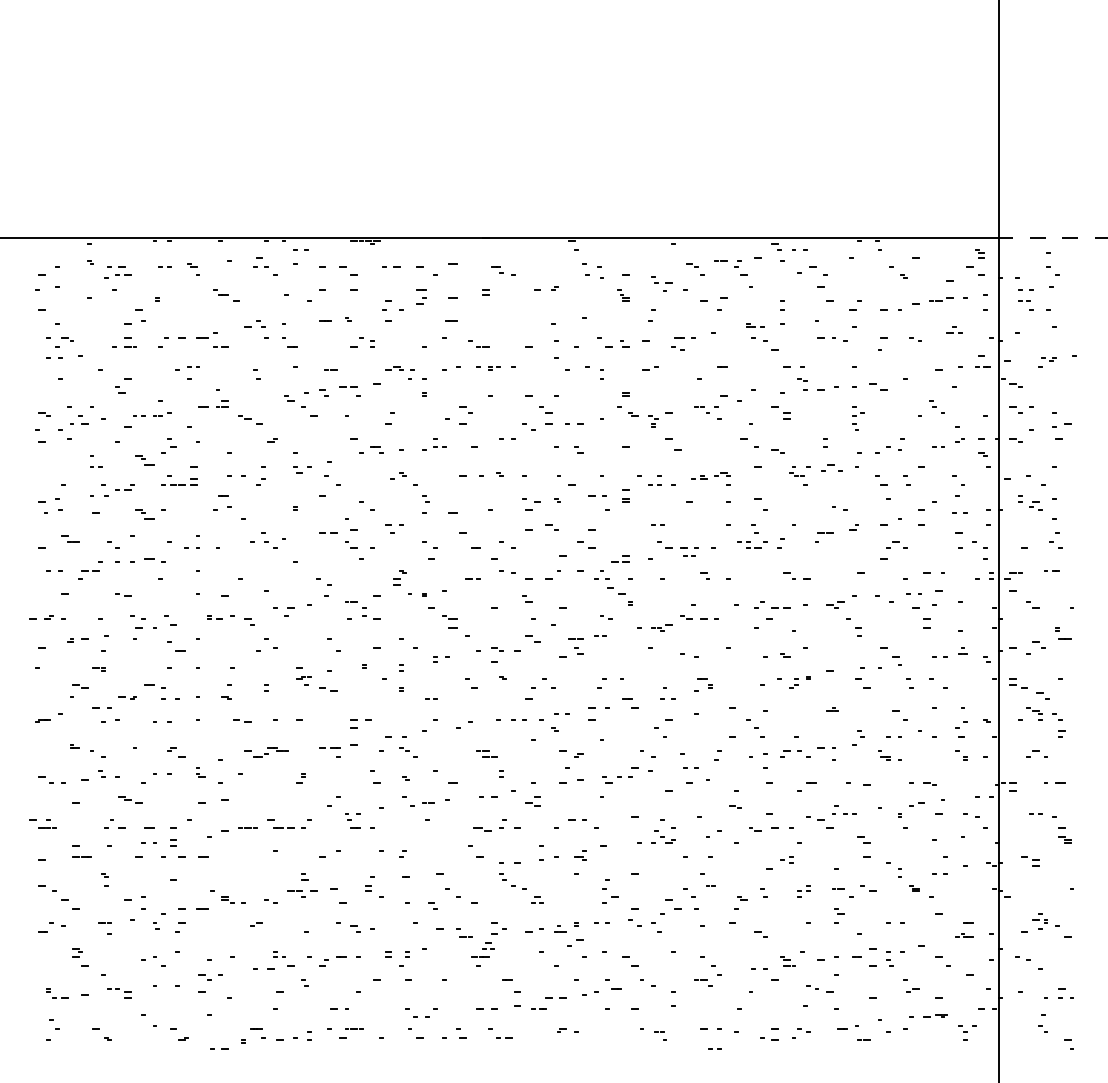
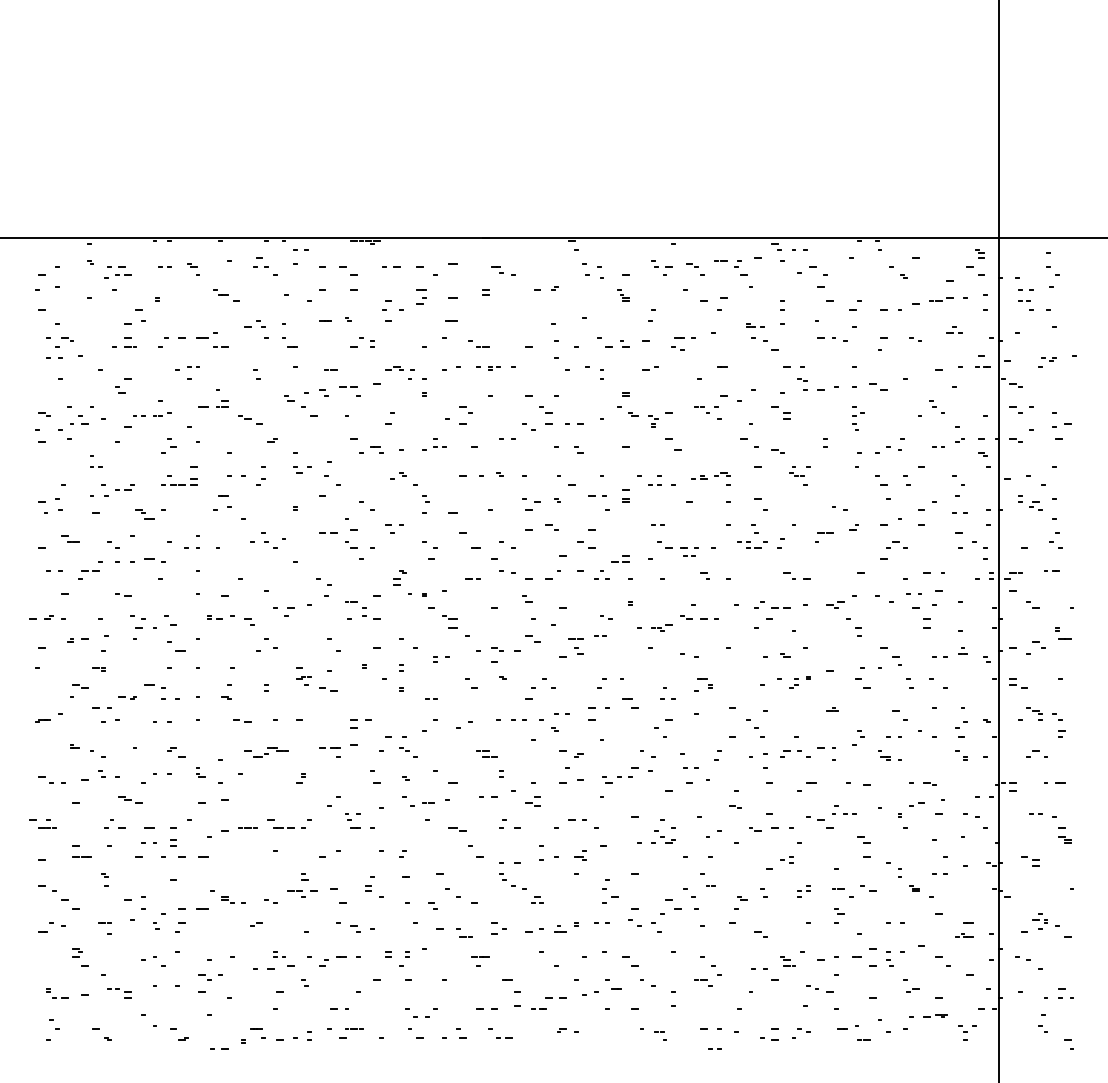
line: dashed -> solid (1052, 238)
part position: (661, 283) -> (661, 267) (661, 267)
part: present -> none (144, 460)
part: present -> none (831, 467)
part: present -> none (616, 590)
part: present -> none (1042, 695)
part position: (482, 829) -> (457, 829) (457, 829)
part: present -> none (575, 942)
part: present -> none (488, 945)
